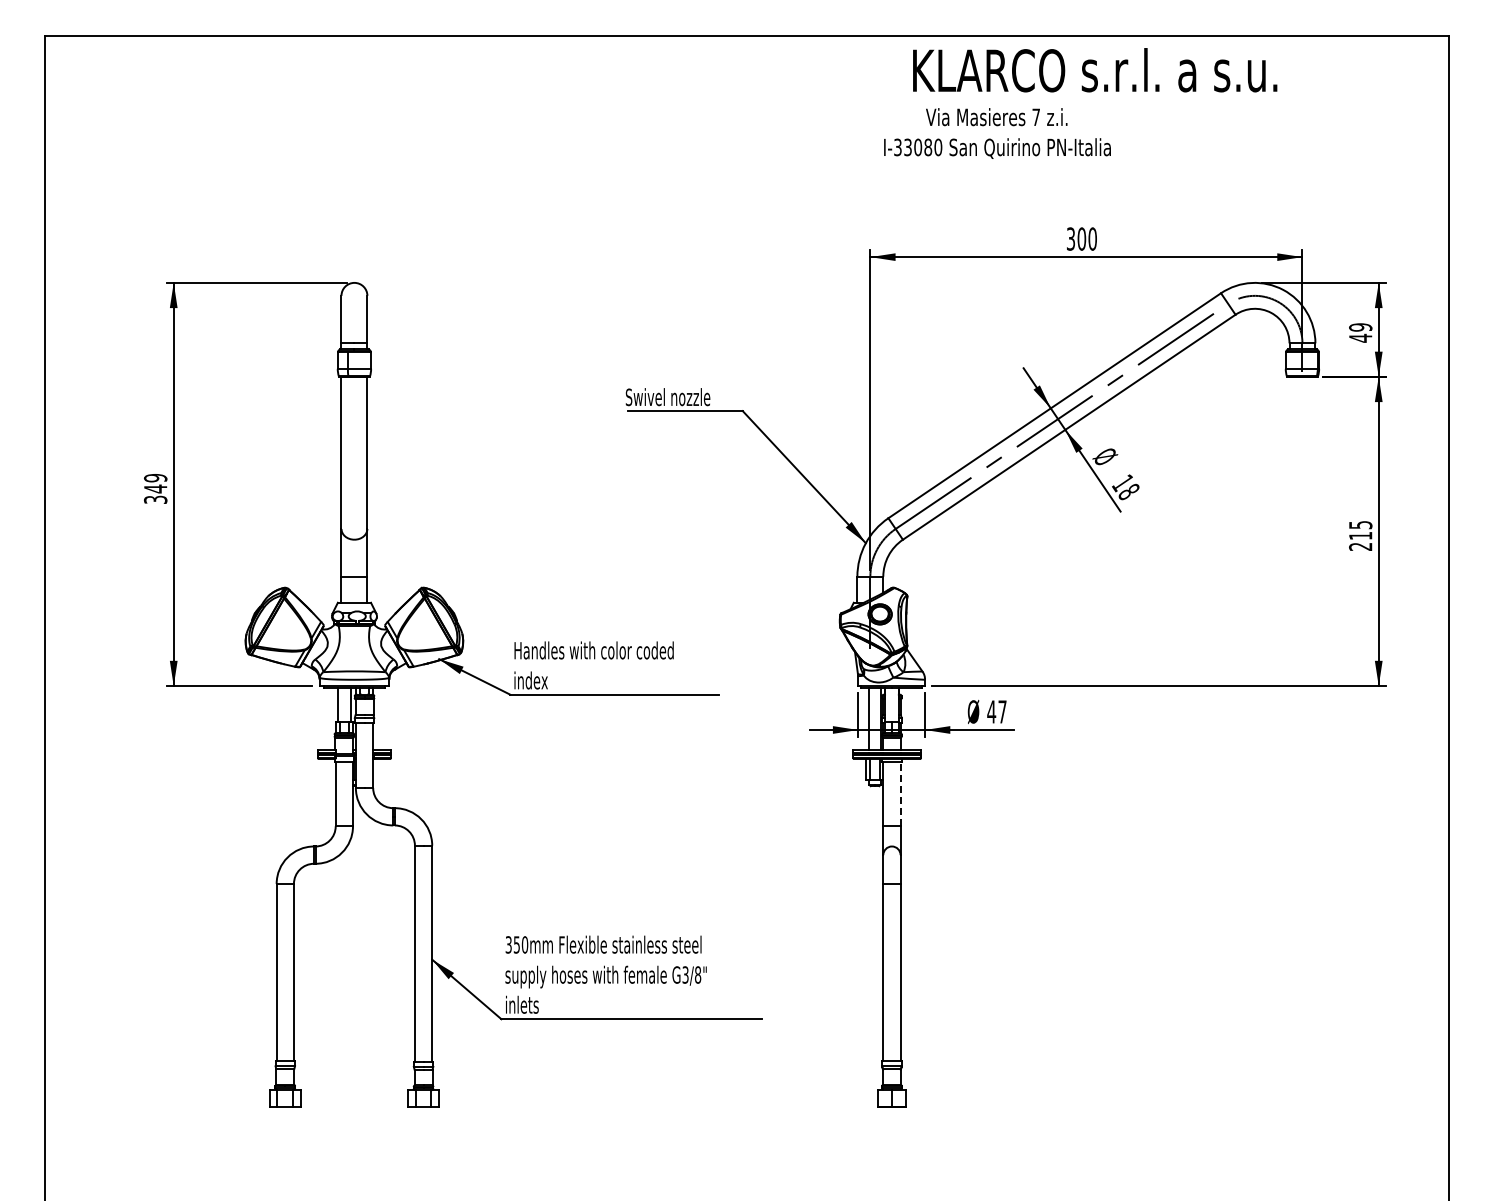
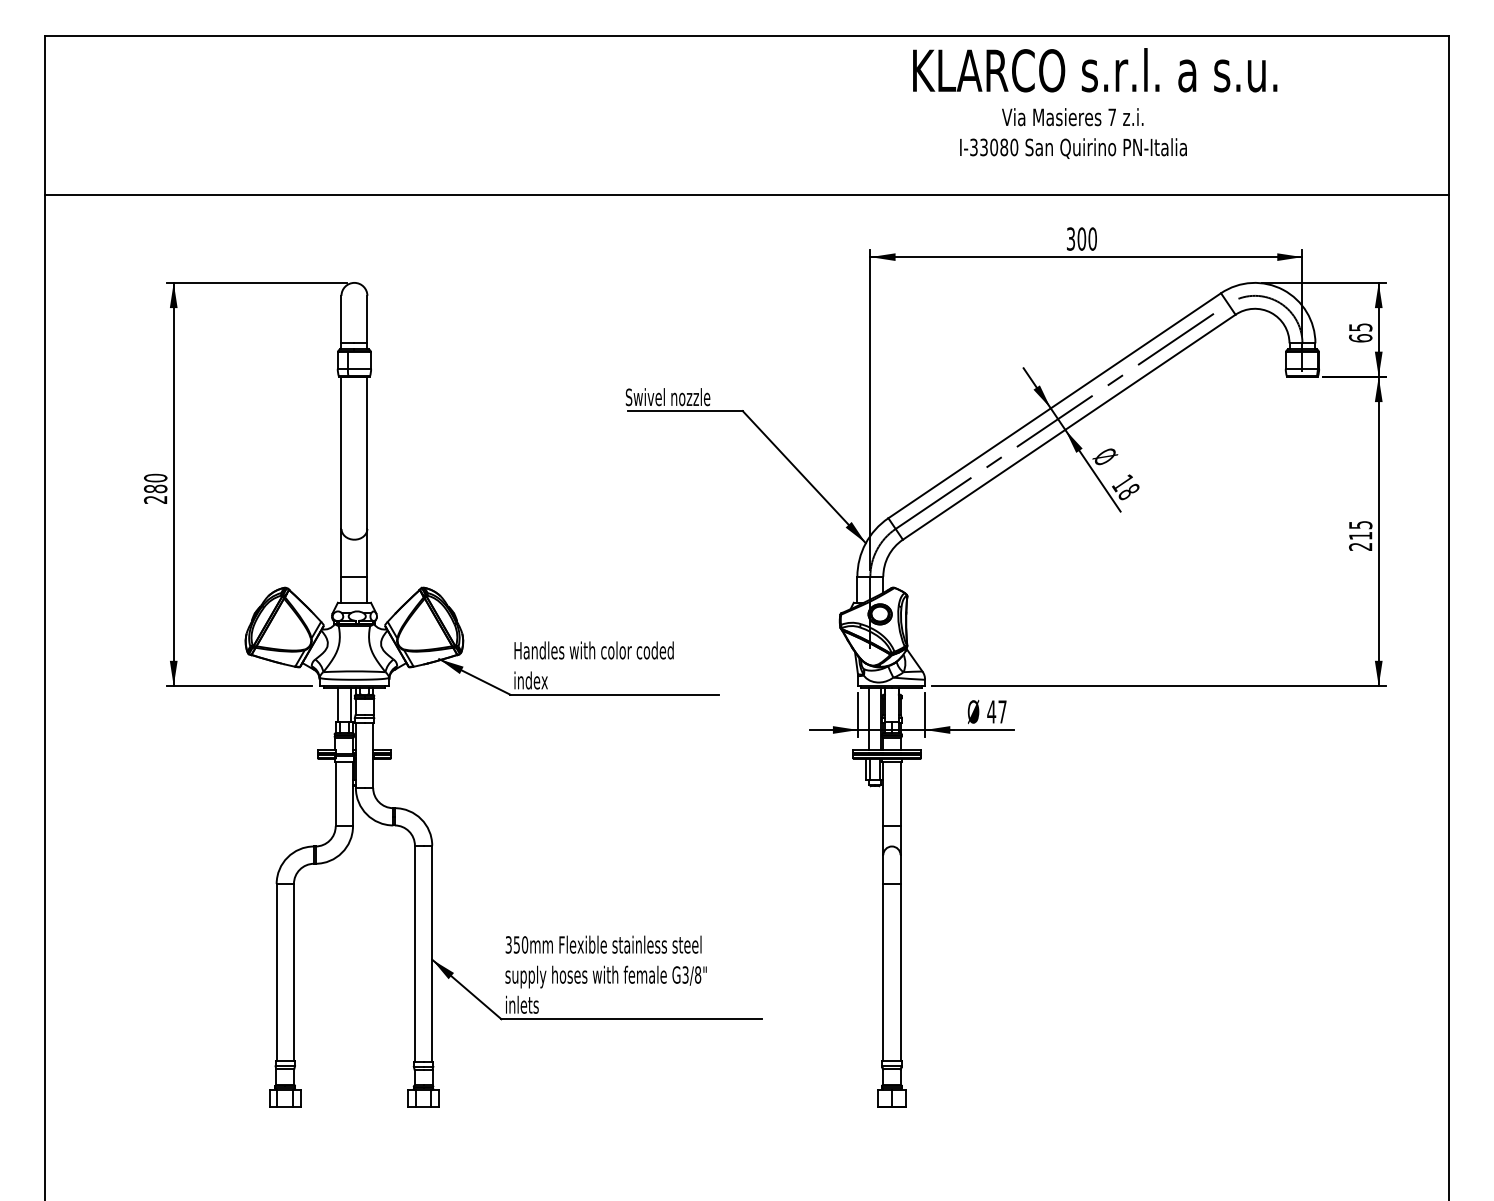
text position: (997, 133) -> (1073, 133) (1073, 133)
line: none -> present (746, 195)
text: 49 -> 65 (1360, 332)
text: 349 -> 280 (155, 488)
line: dashed -> solid (900, 793)
